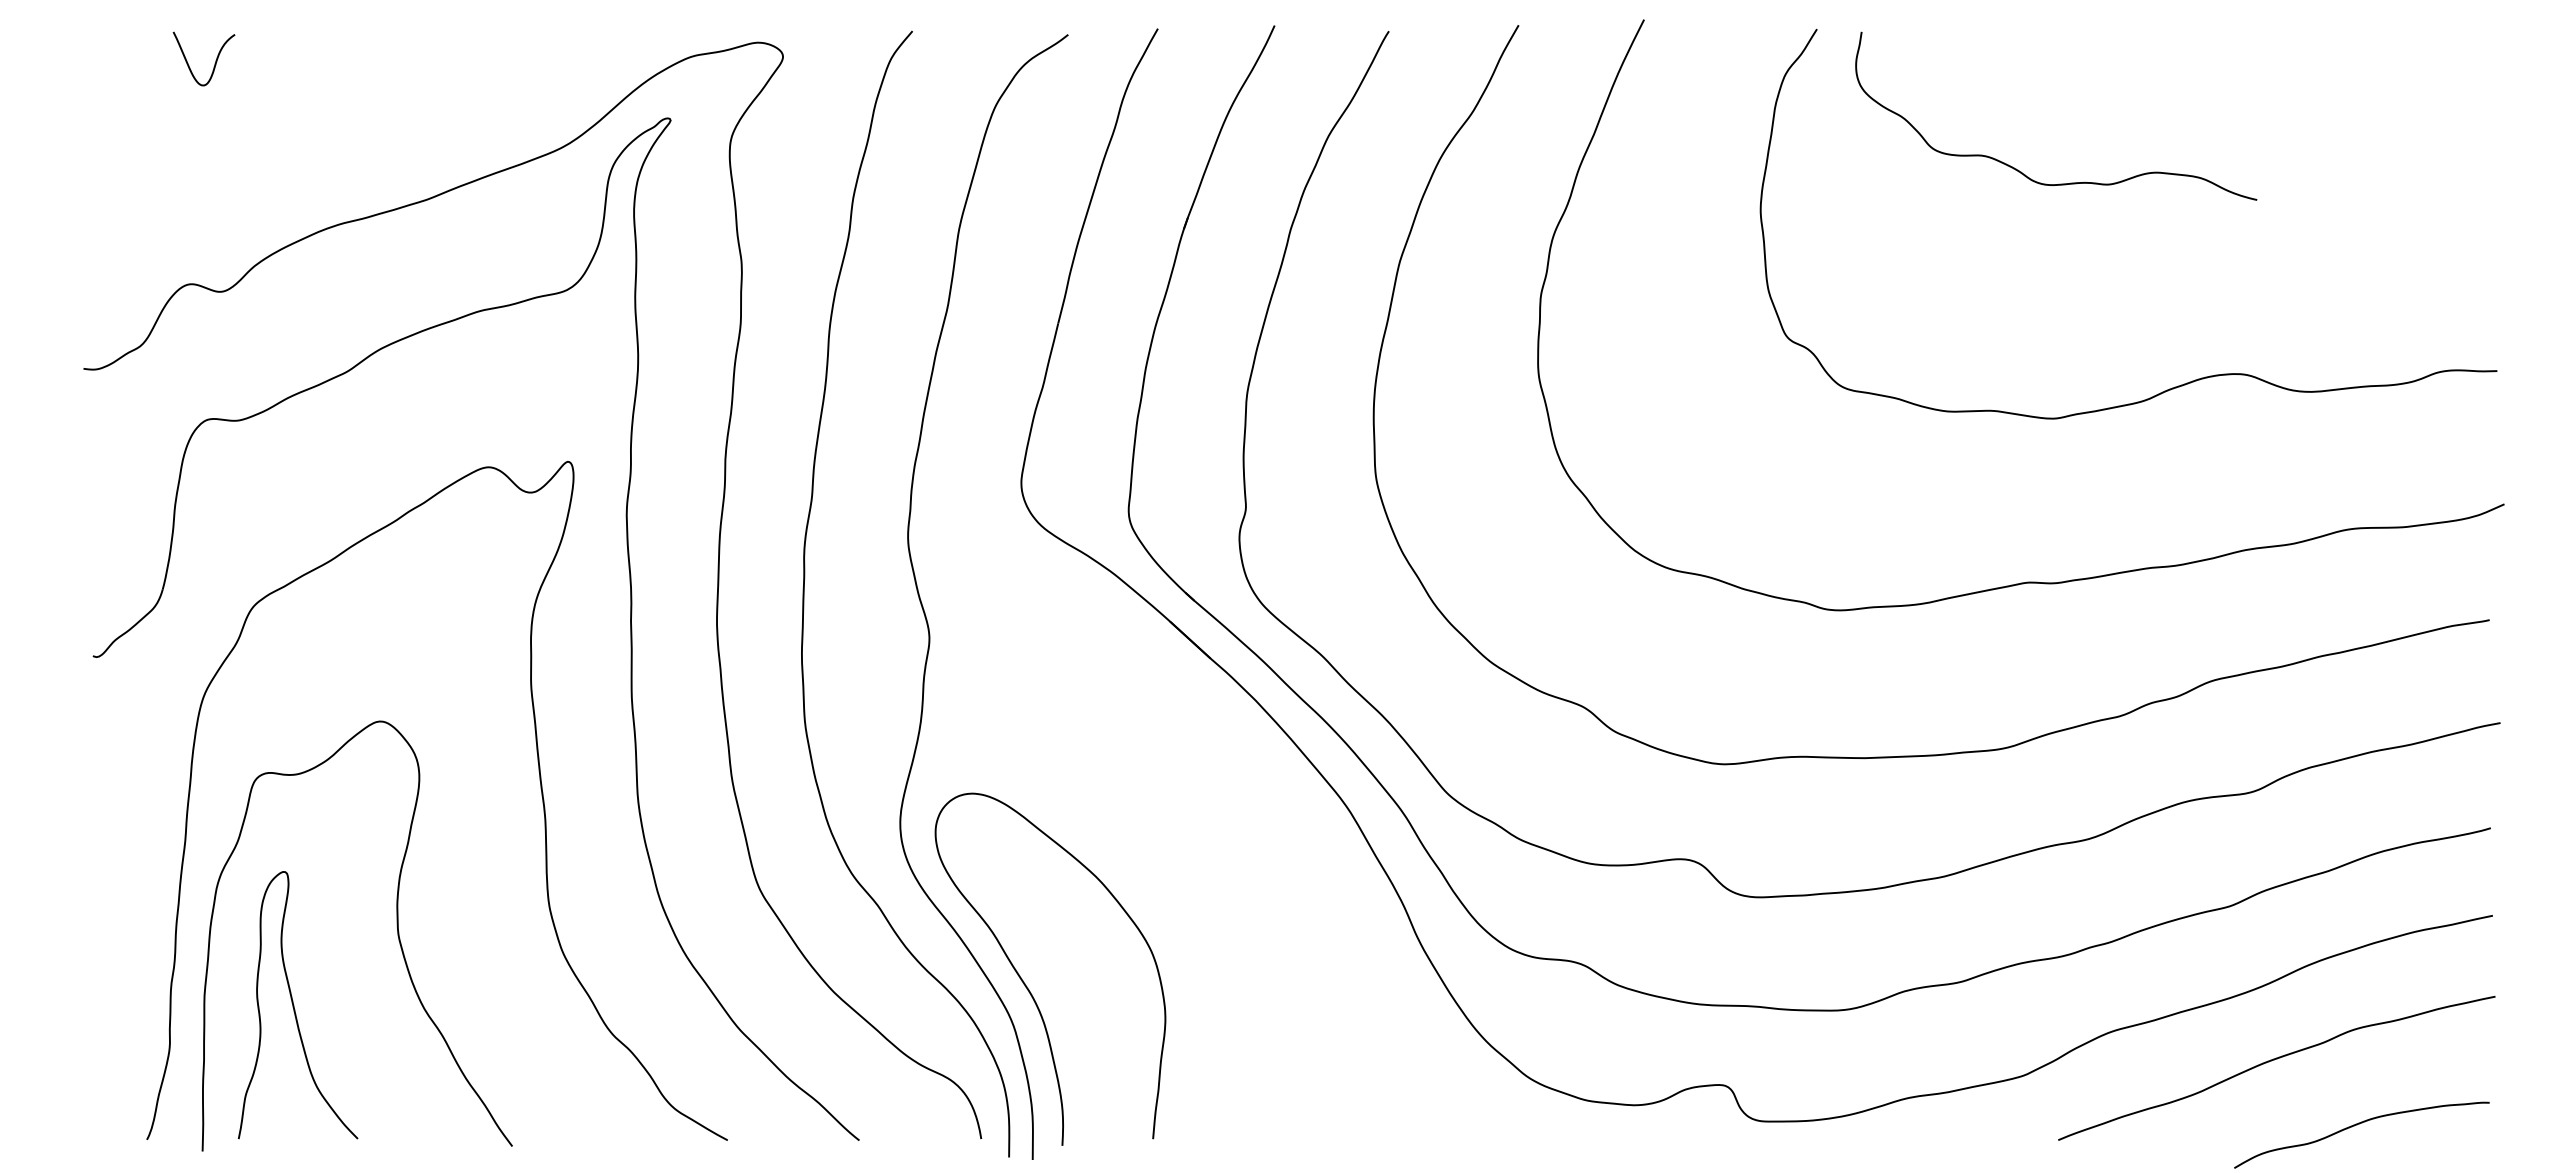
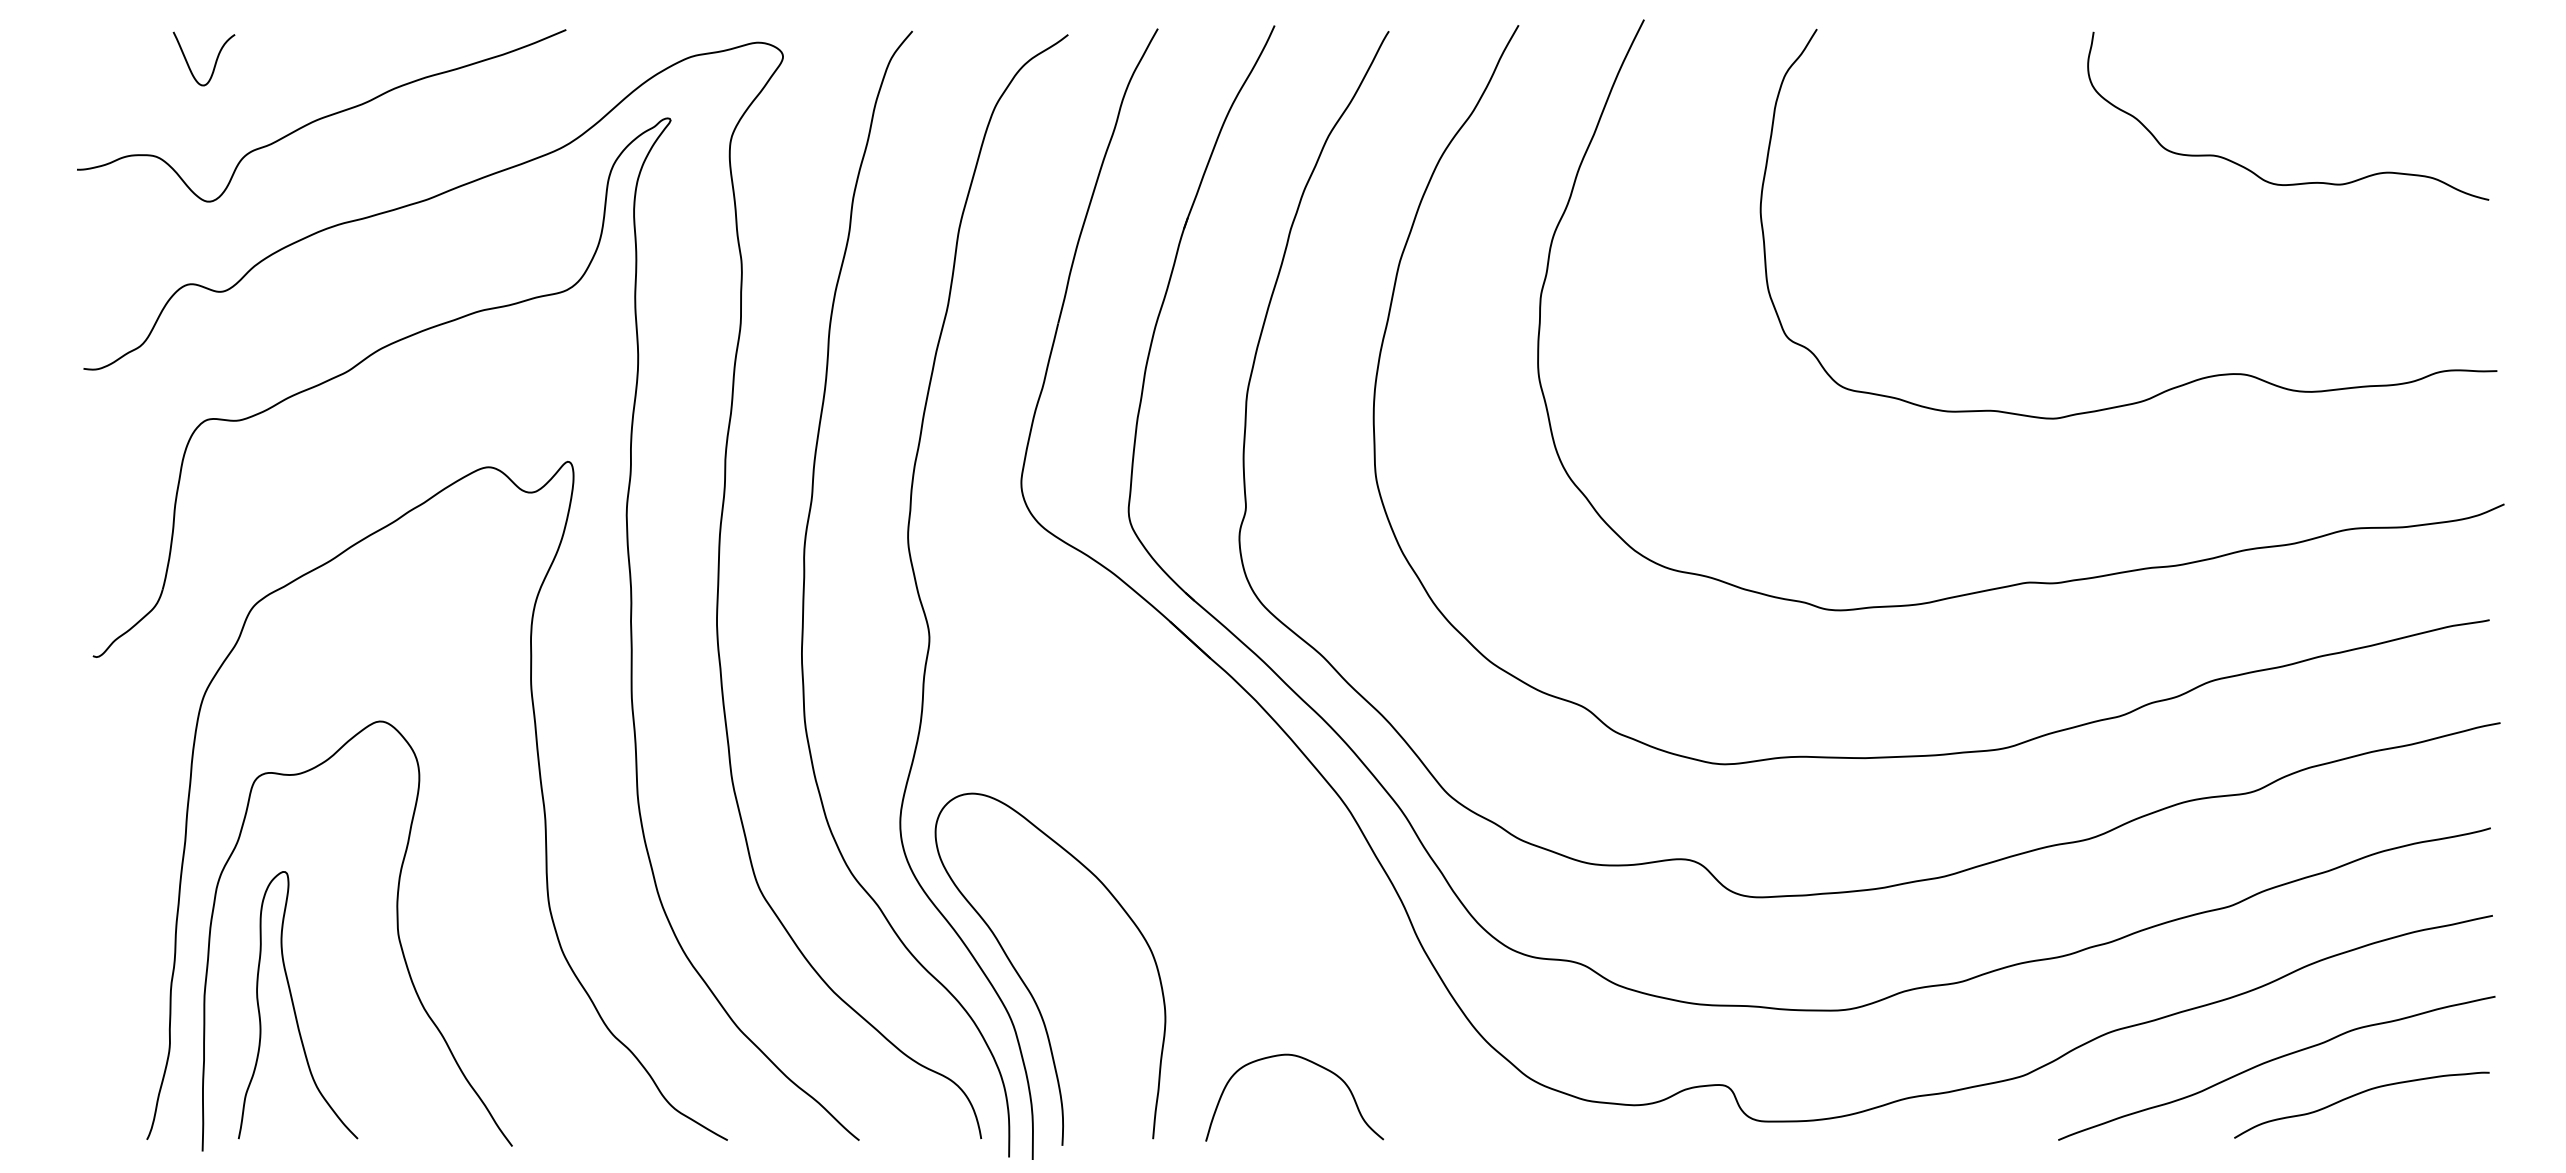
curve: none -> present (321, 117)
curve position: (2021, 171) -> (2253, 171) (2253, 171)
curve: none -> present (1312, 1063)
curve position: (2357, 1125) -> (2357, 1095) (2357, 1095)
